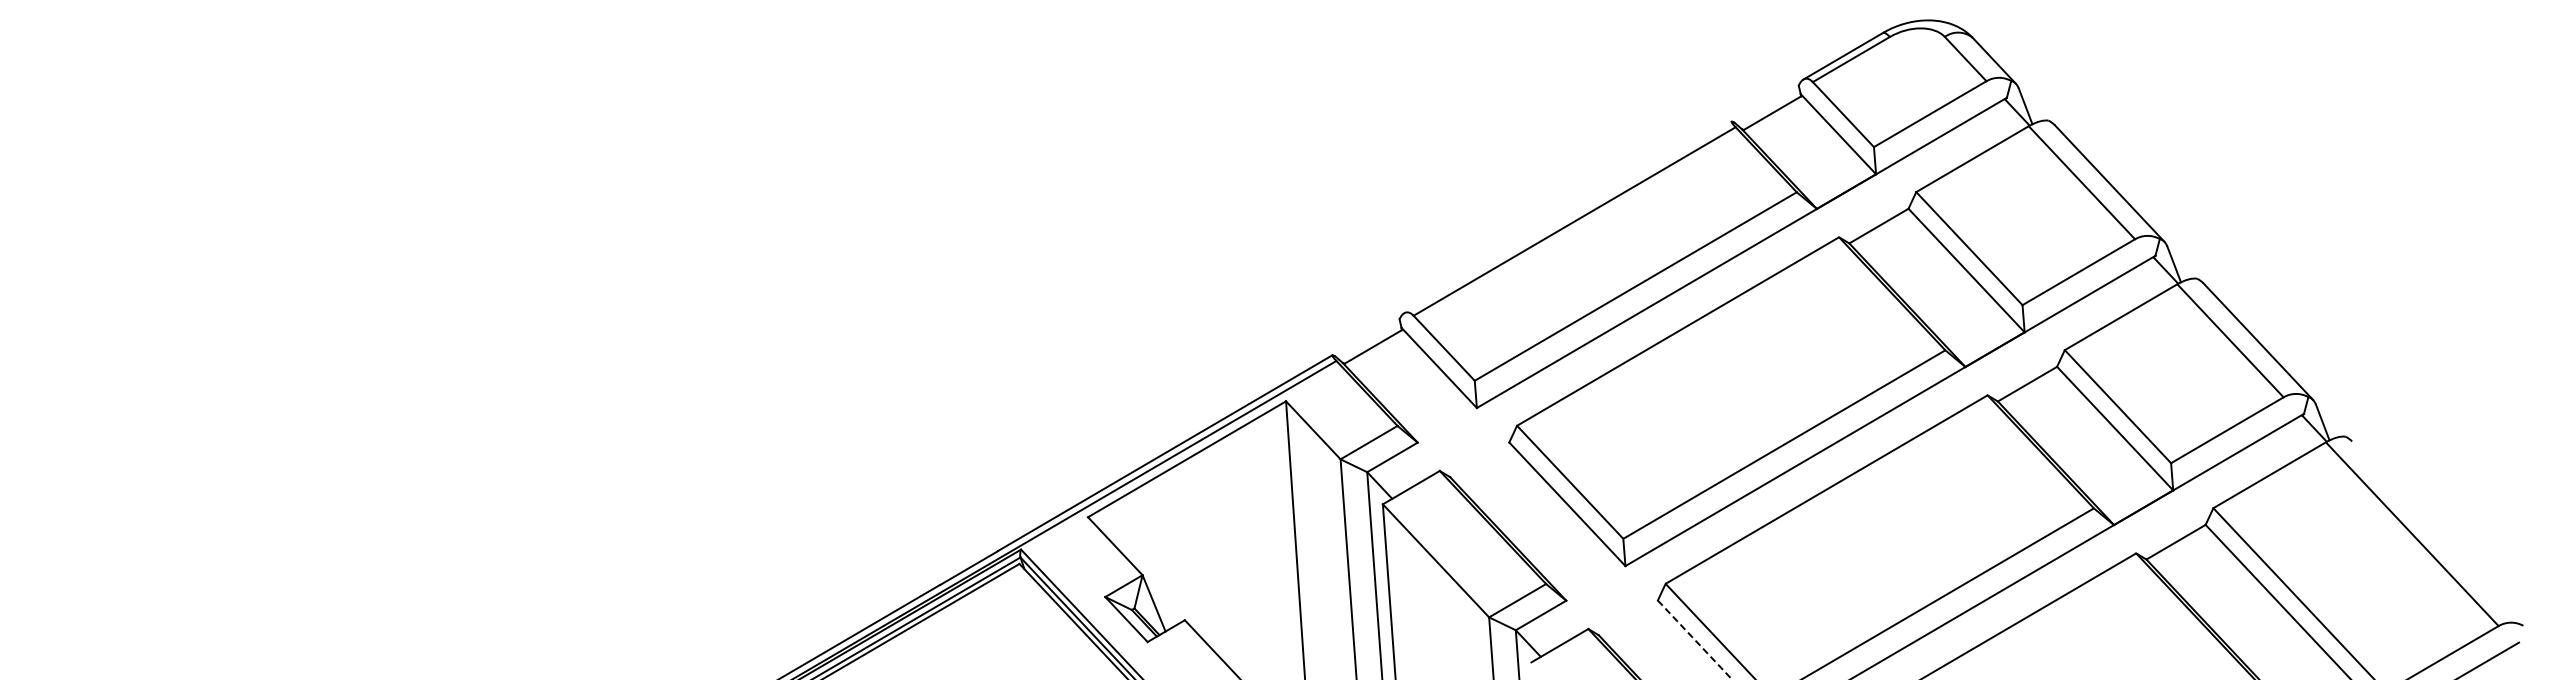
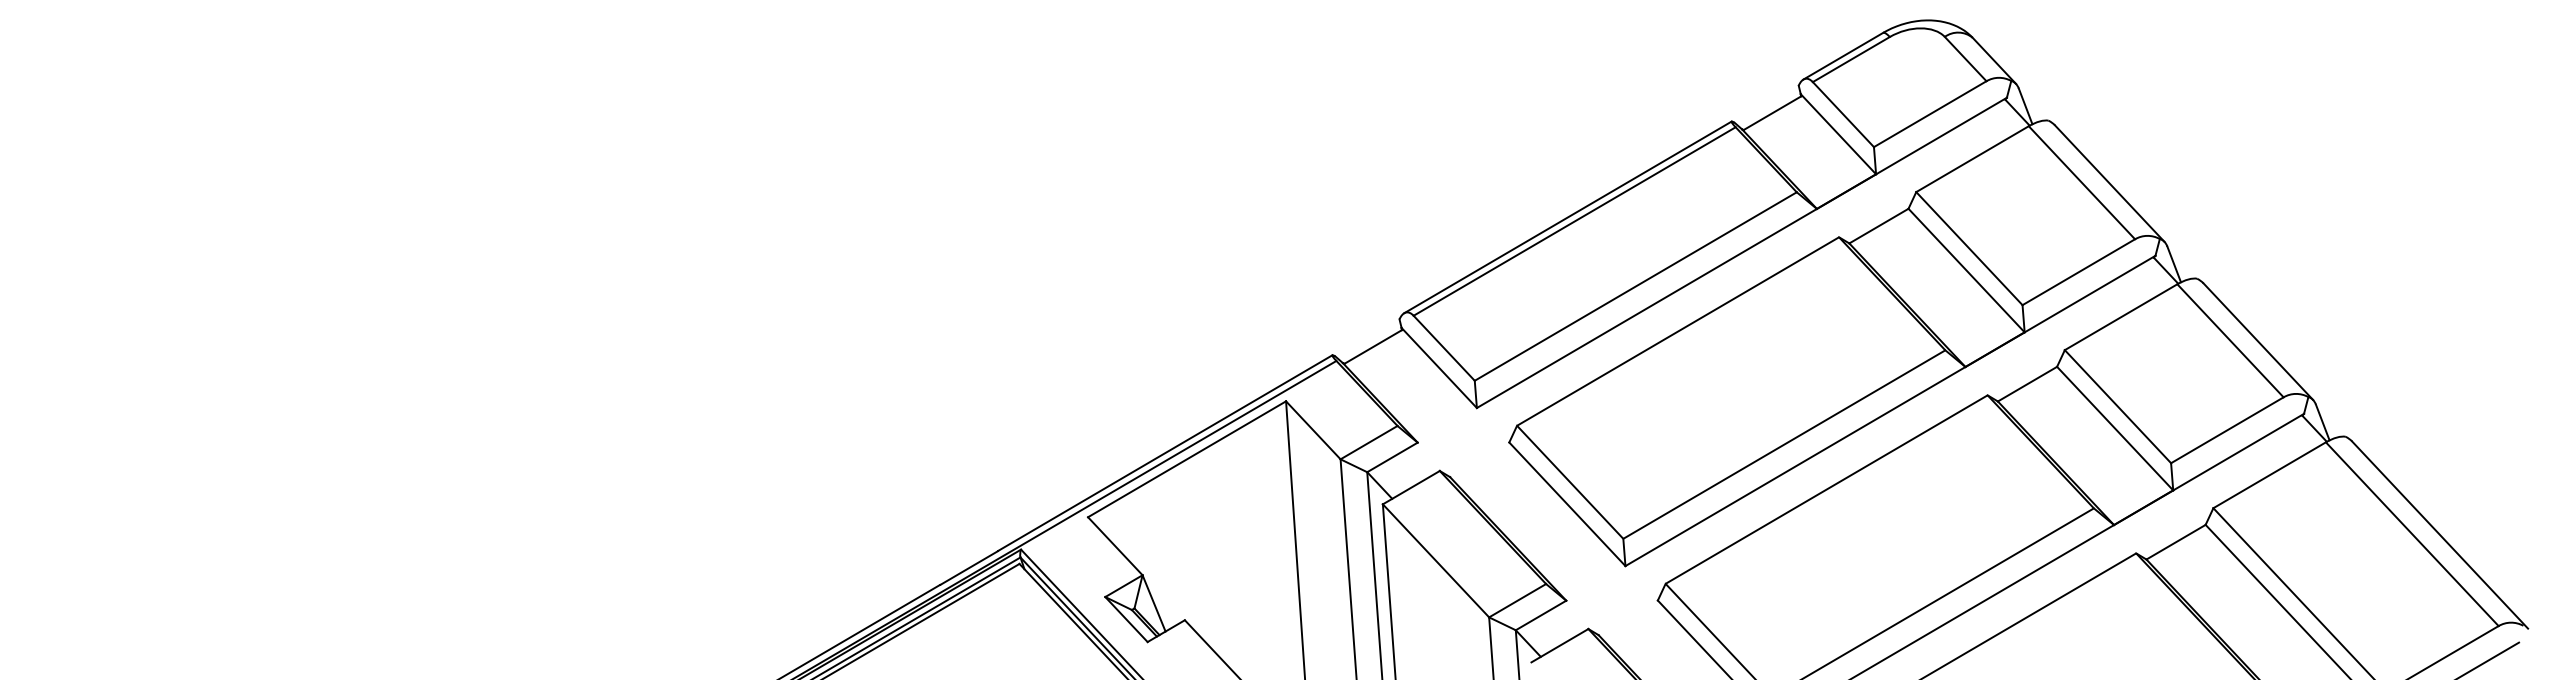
line: none -> present (1567, 217)
line: none -> present (2440, 534)
line: dashed -> solid (1695, 640)
